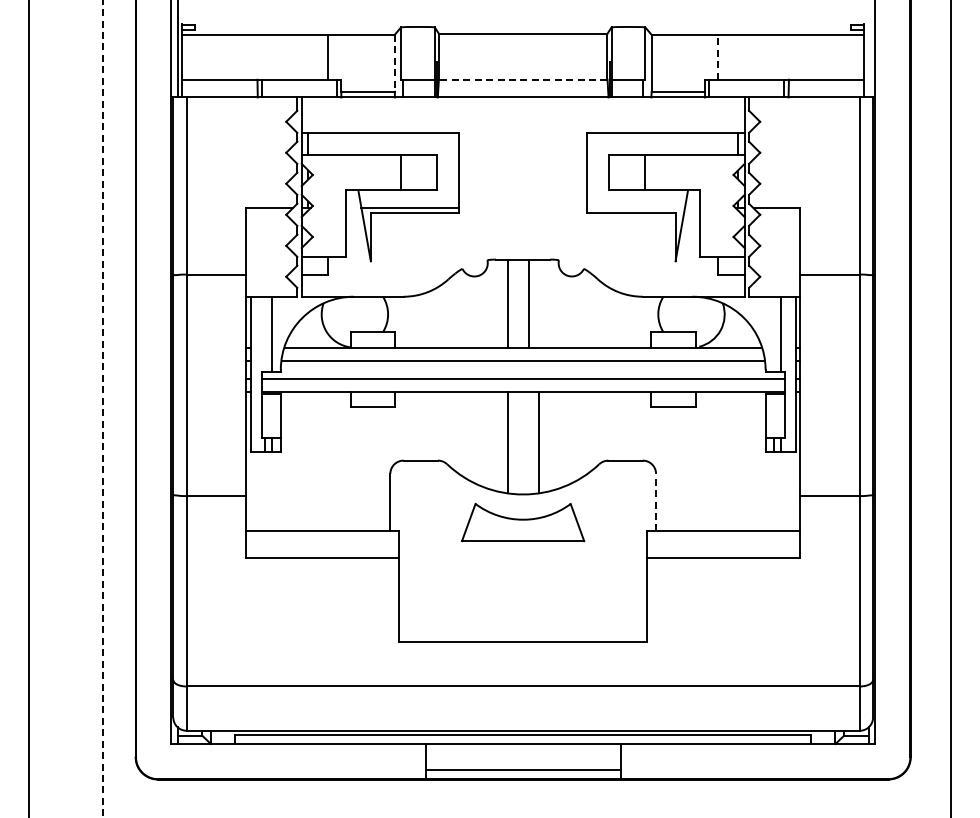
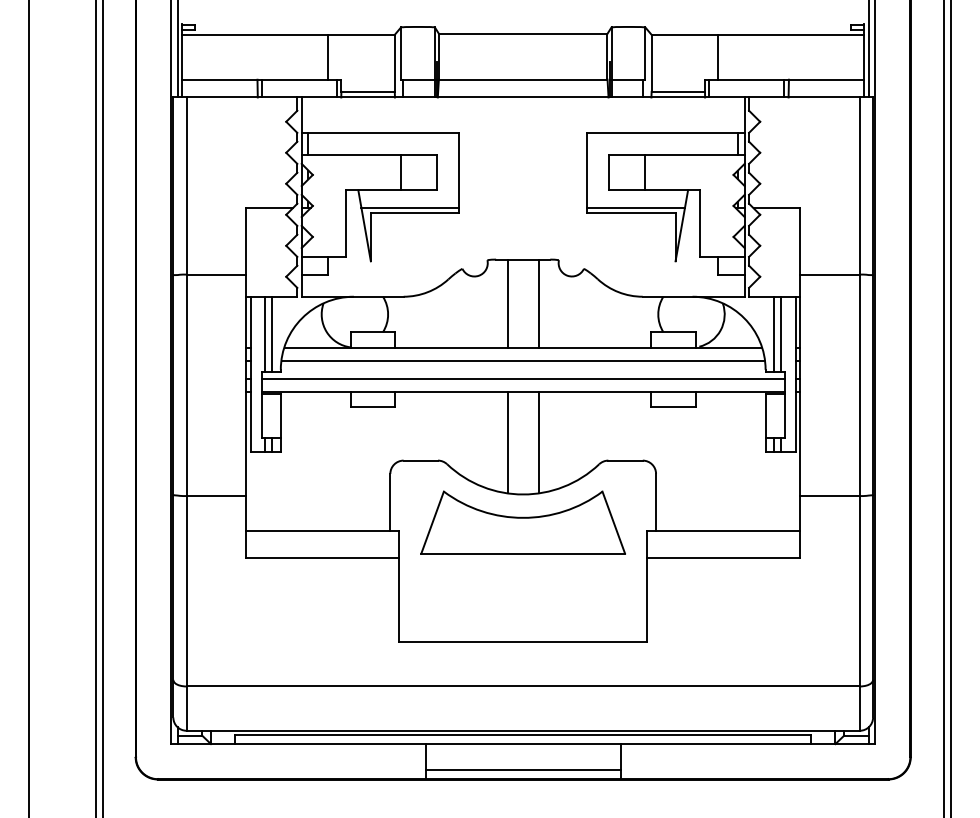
line: none -> present (868, 49)
line: dashed -> solid (718, 56)
line: dashed -> solid (394, 63)
line: dashed -> solid (522, 79)
line: none -> present (635, 208)
line position: (528, 303) -> (538, 303) (538, 303)
line: none -> present (265, 334)
line: none -> present (774, 334)
line: none -> present (95, 408)
line: dashed -> solid (102, 408)
line: none -> present (943, 408)
line: dashed -> solid (656, 502)
part size: 125x40 px -> 206x65 px (522, 522)
